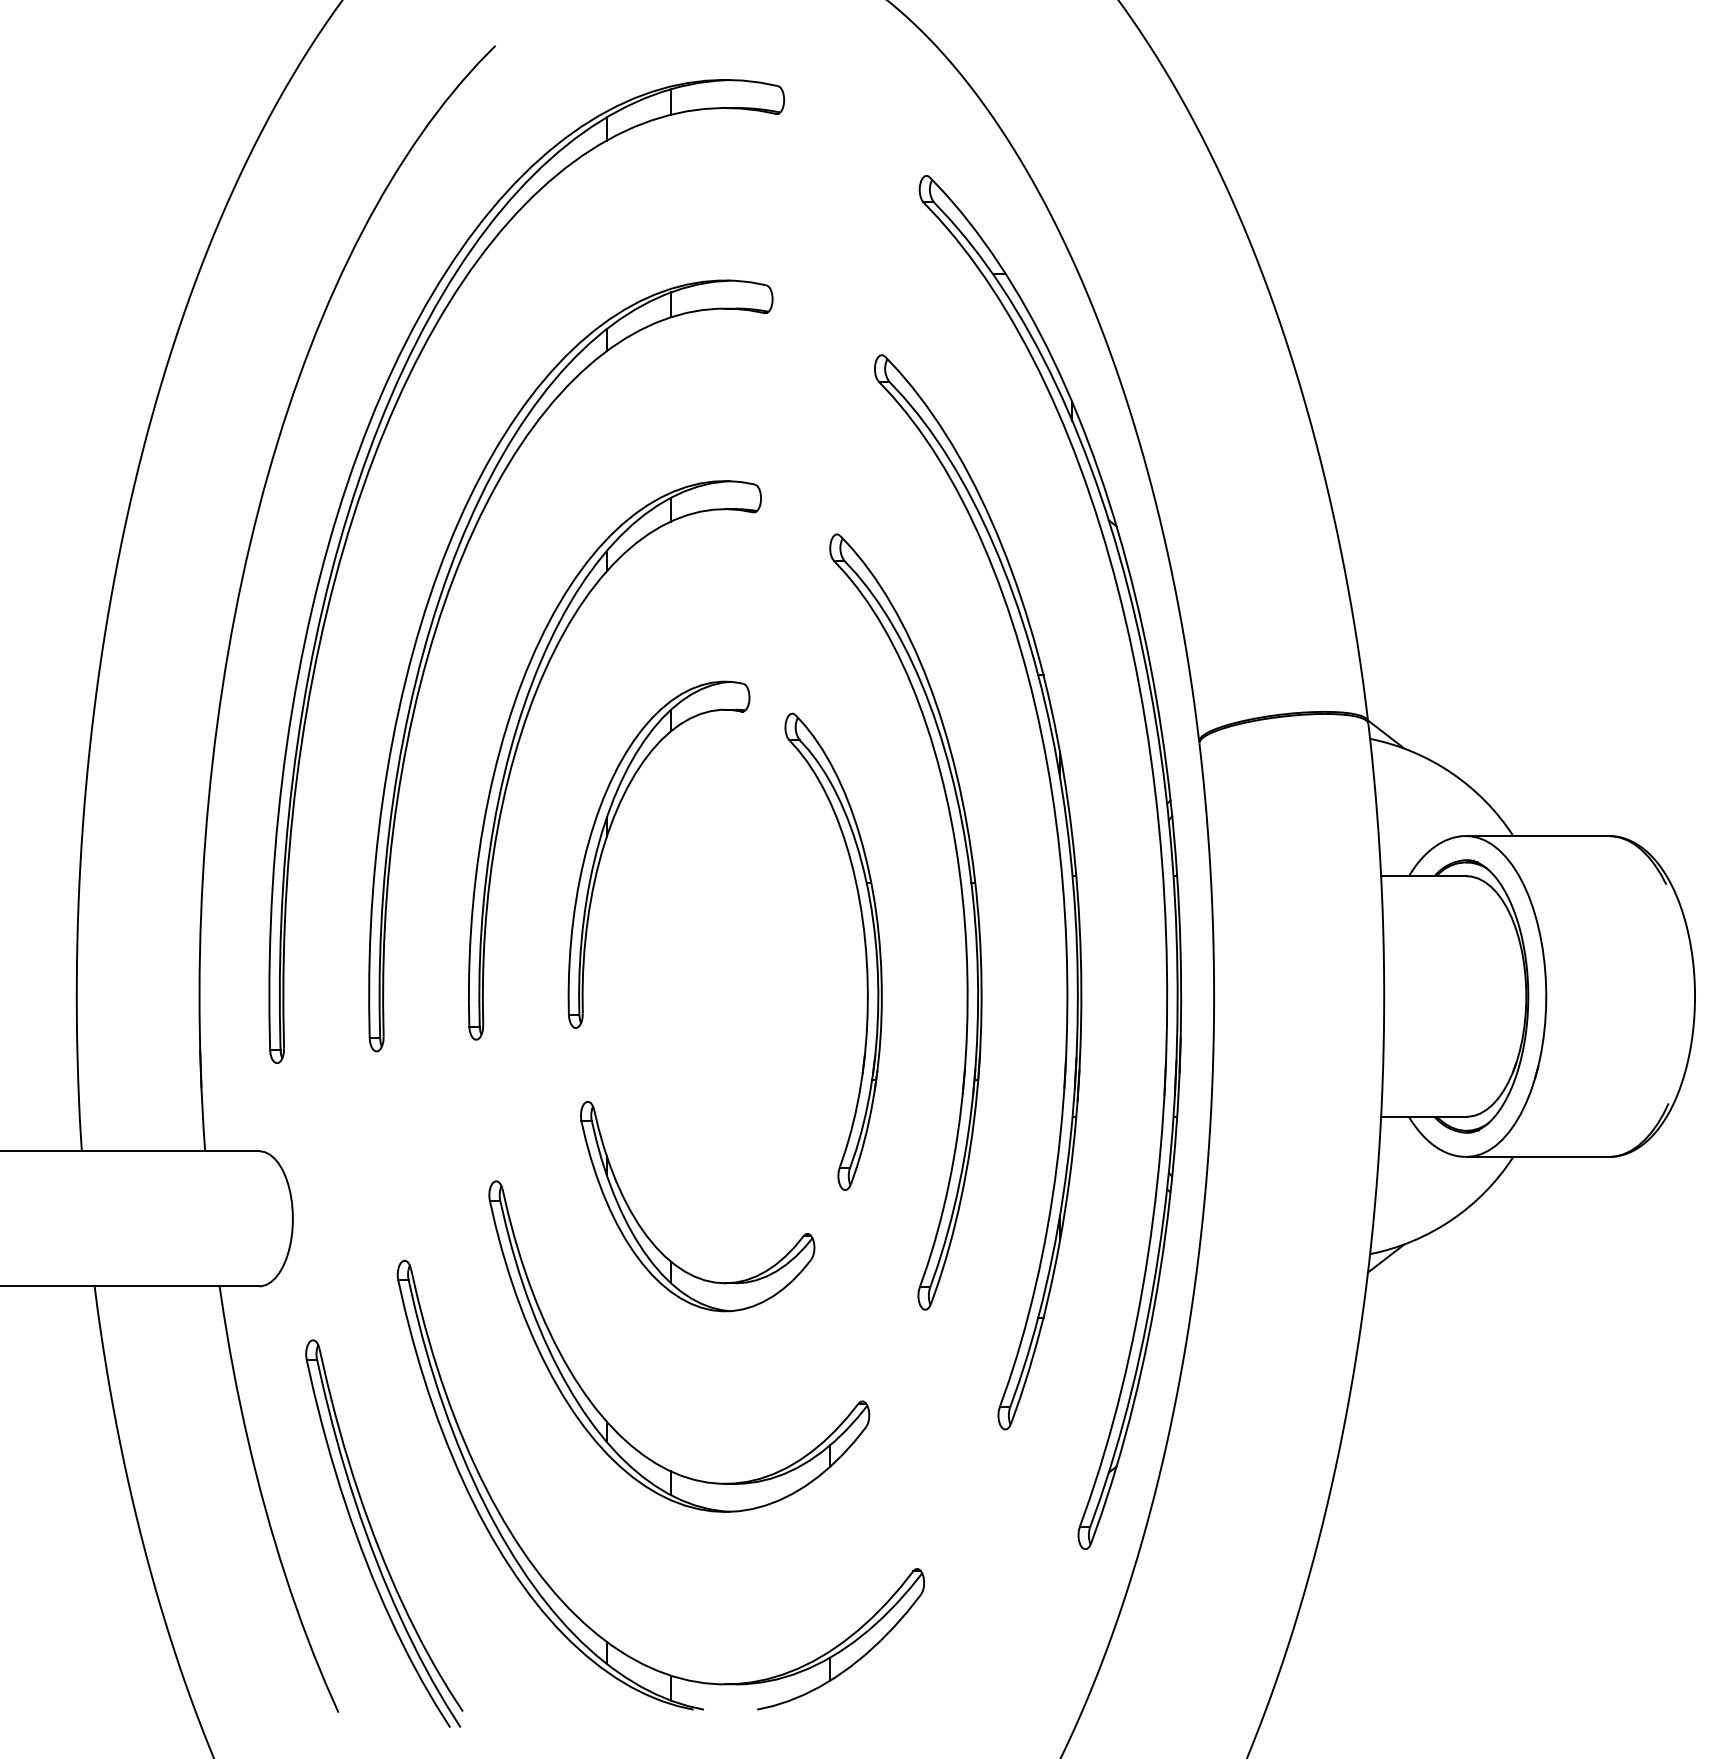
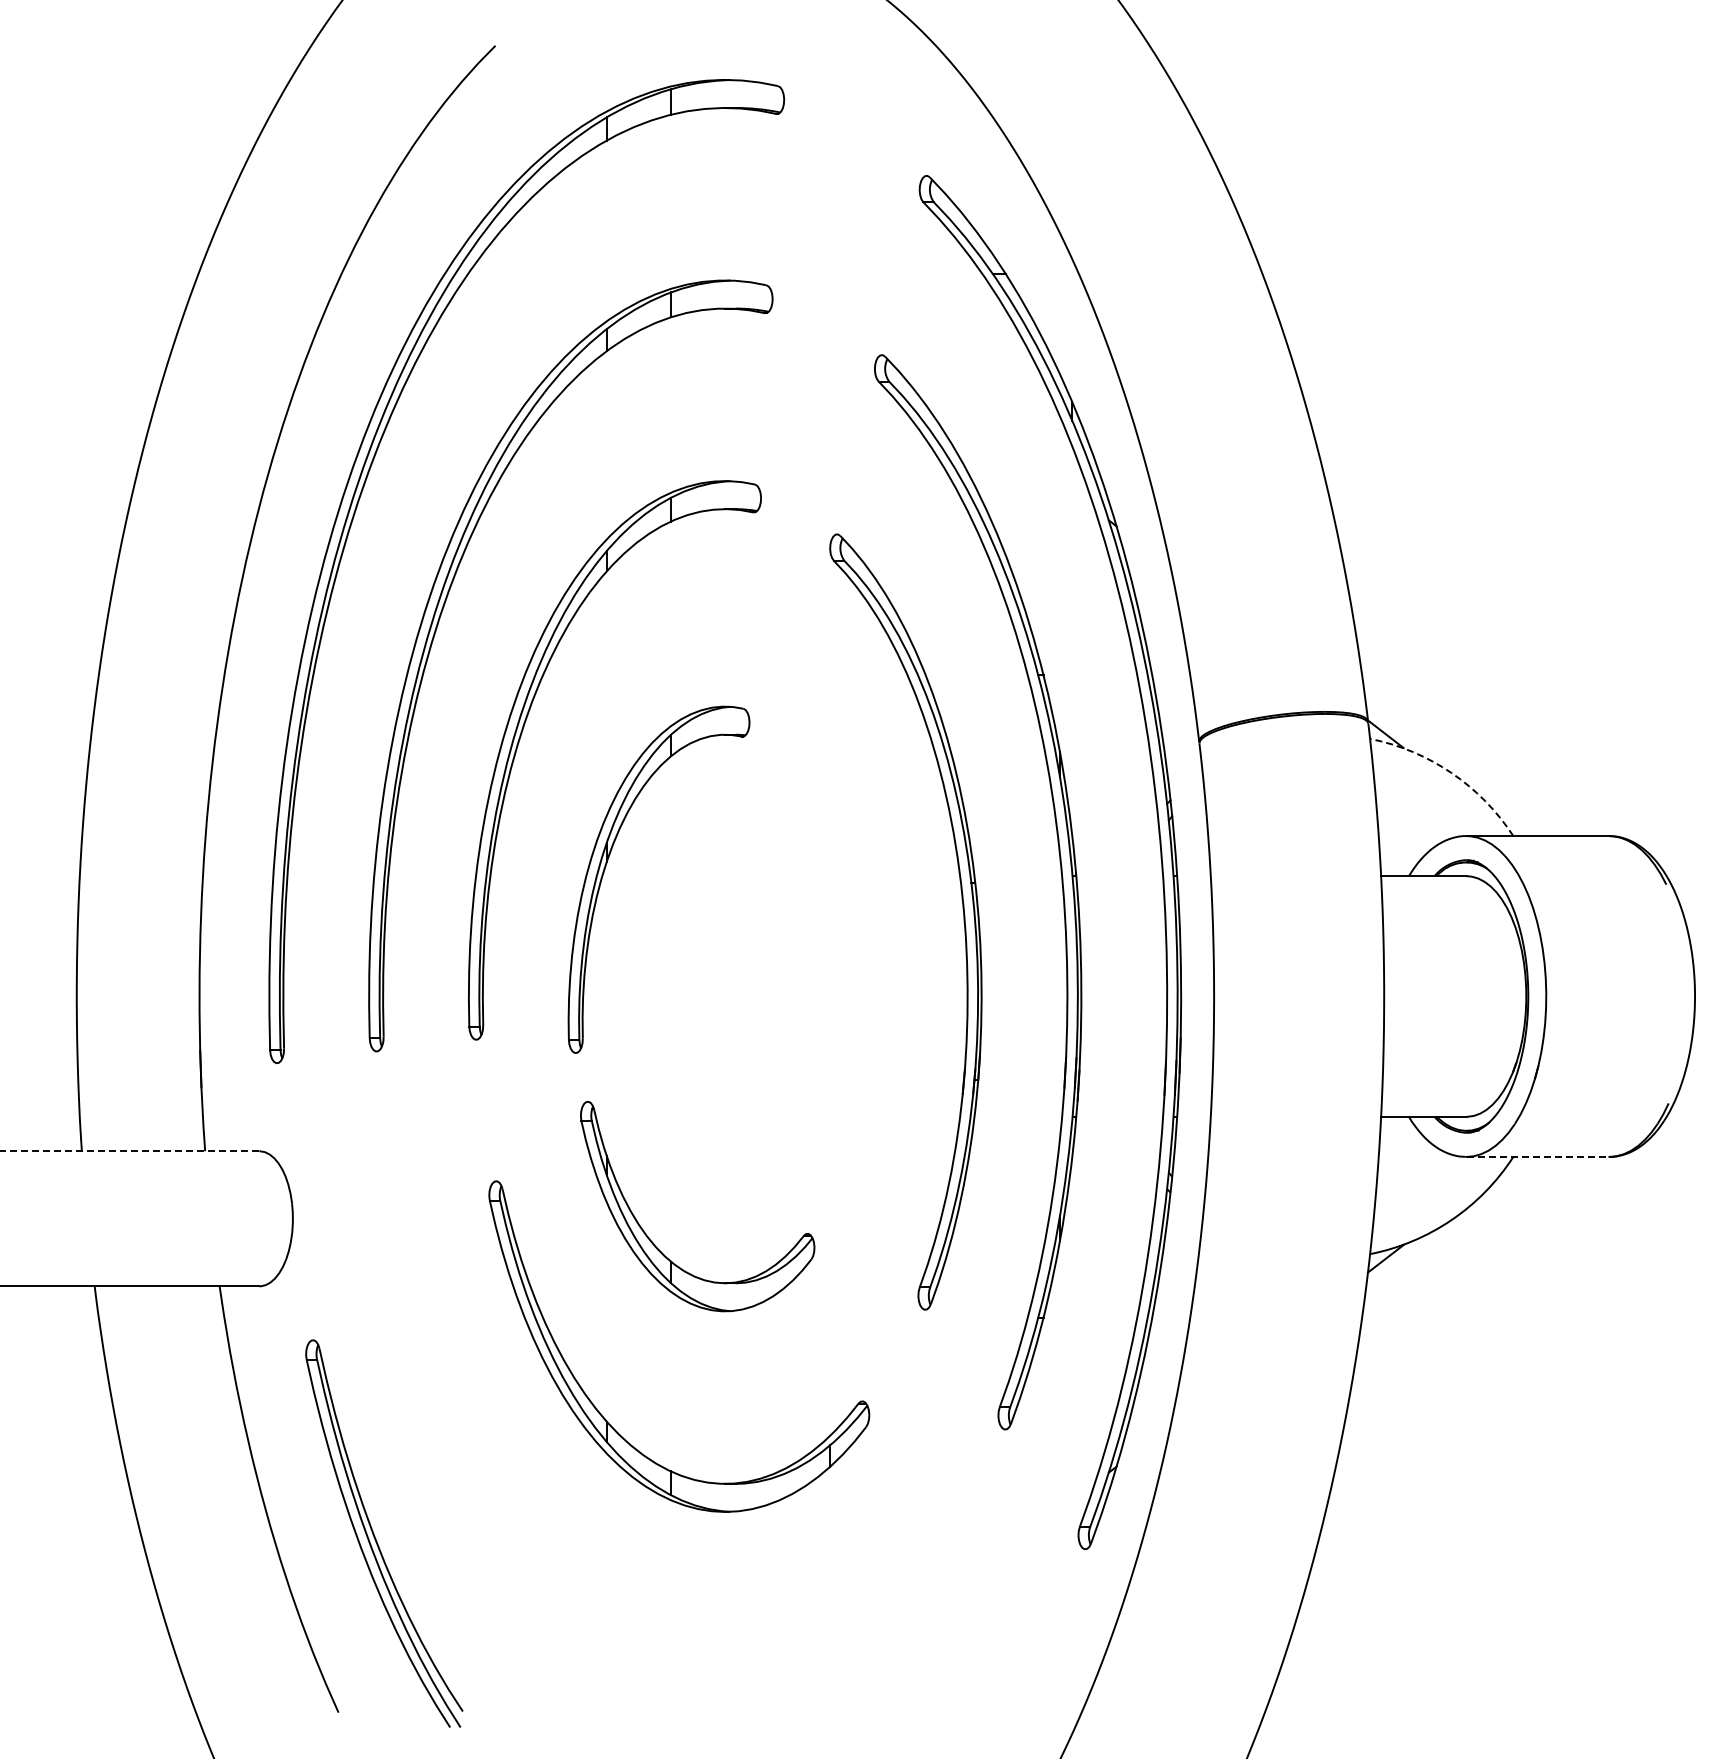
arc: solid -> dashed (1451, 773)
part position: (607, 838) -> (607, 863) (607, 863)
part: present -> none (864, 947)
line: solid -> dashed (129, 1151)
line: solid -> dashed (1538, 1156)
part: present -> none (544, 1578)
